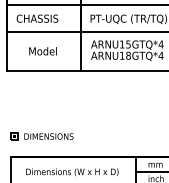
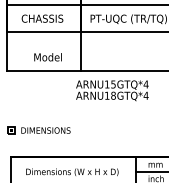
text position: (37, 18) -> (42, 18) (42, 18)
text position: (127, 50) -> (112, 90) (112, 90)
text position: (42, 51) -> (47, 57) (47, 57)
part position: (41, 136) -> (38, 130) (38, 130)
